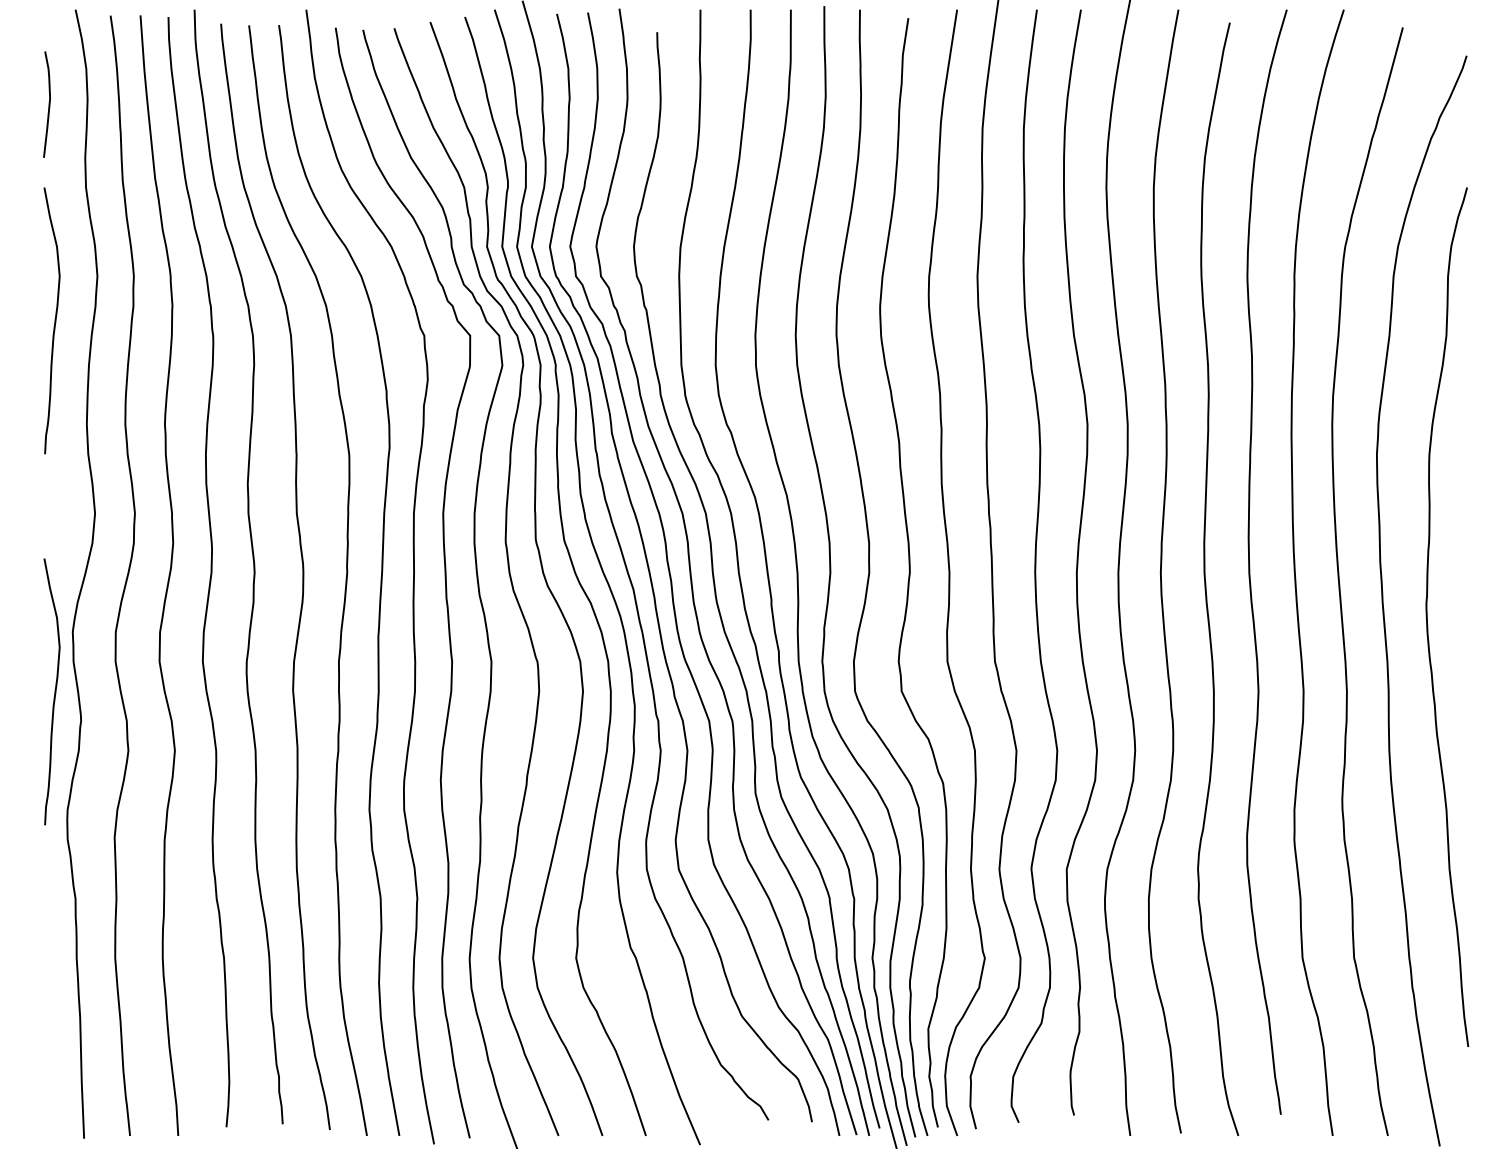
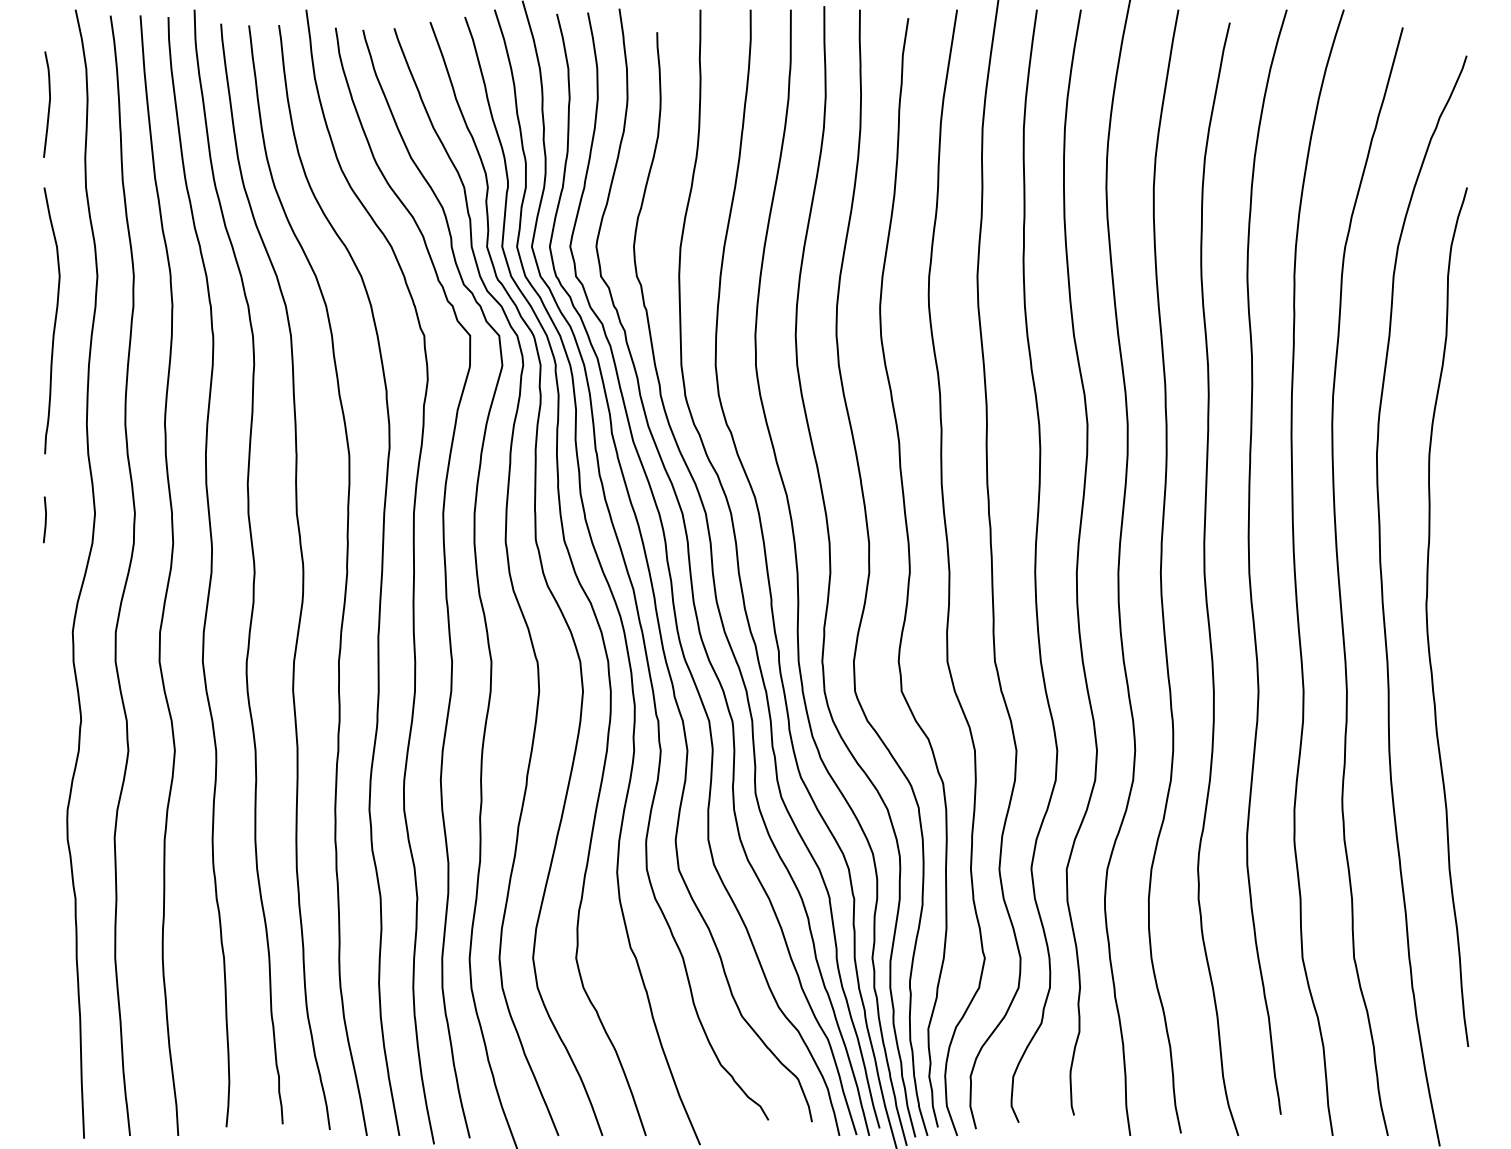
line: none -> present (45, 519)
curve: present -> none (54, 691)
